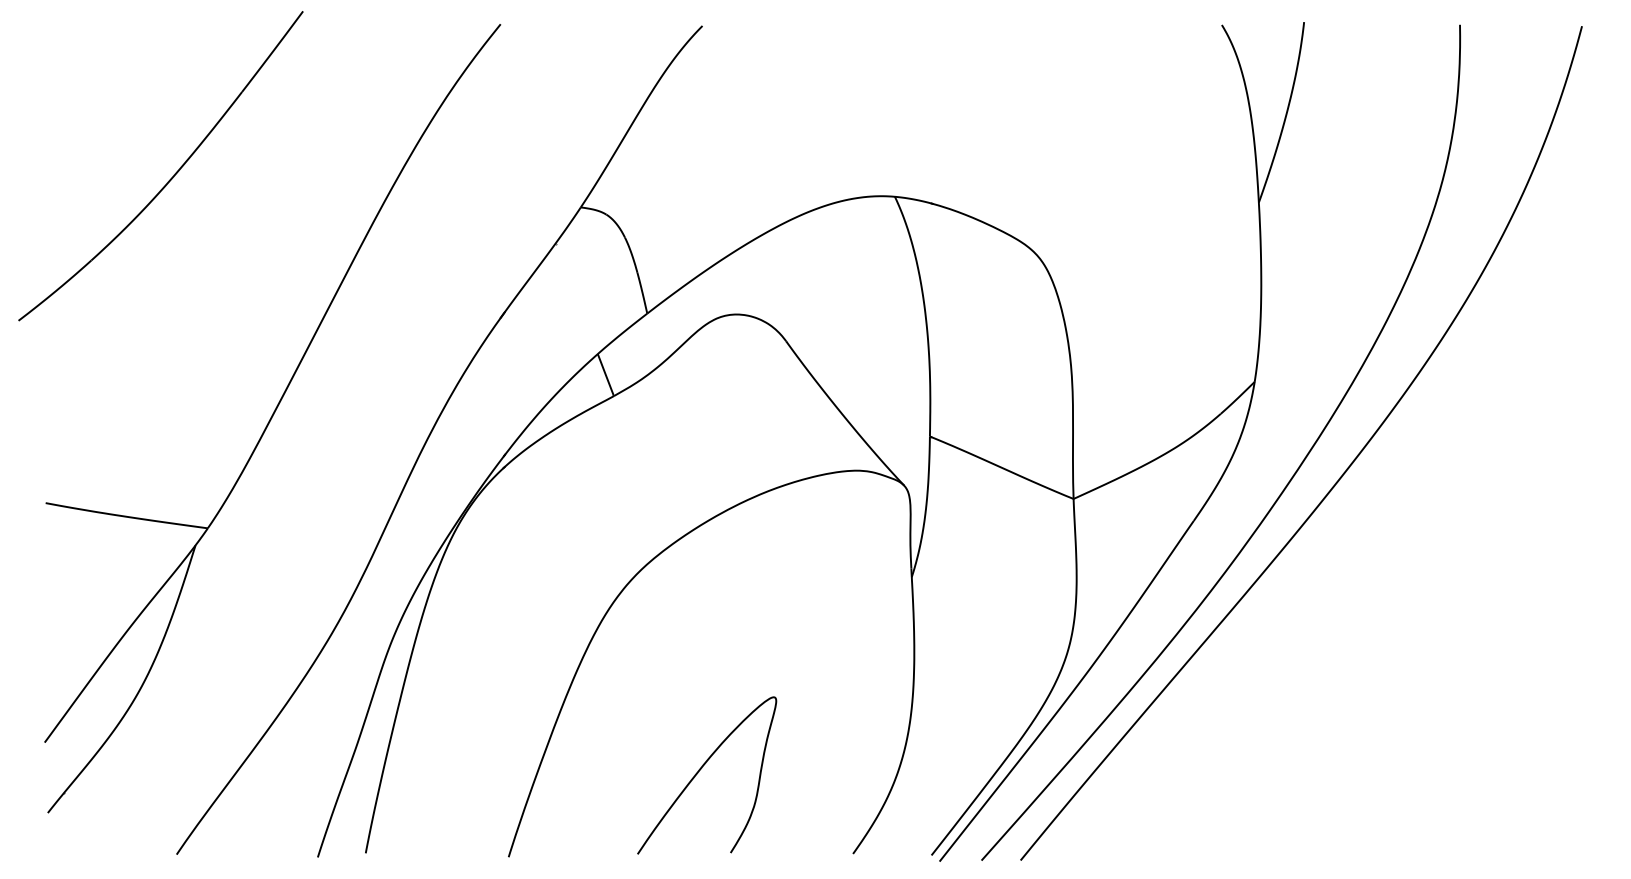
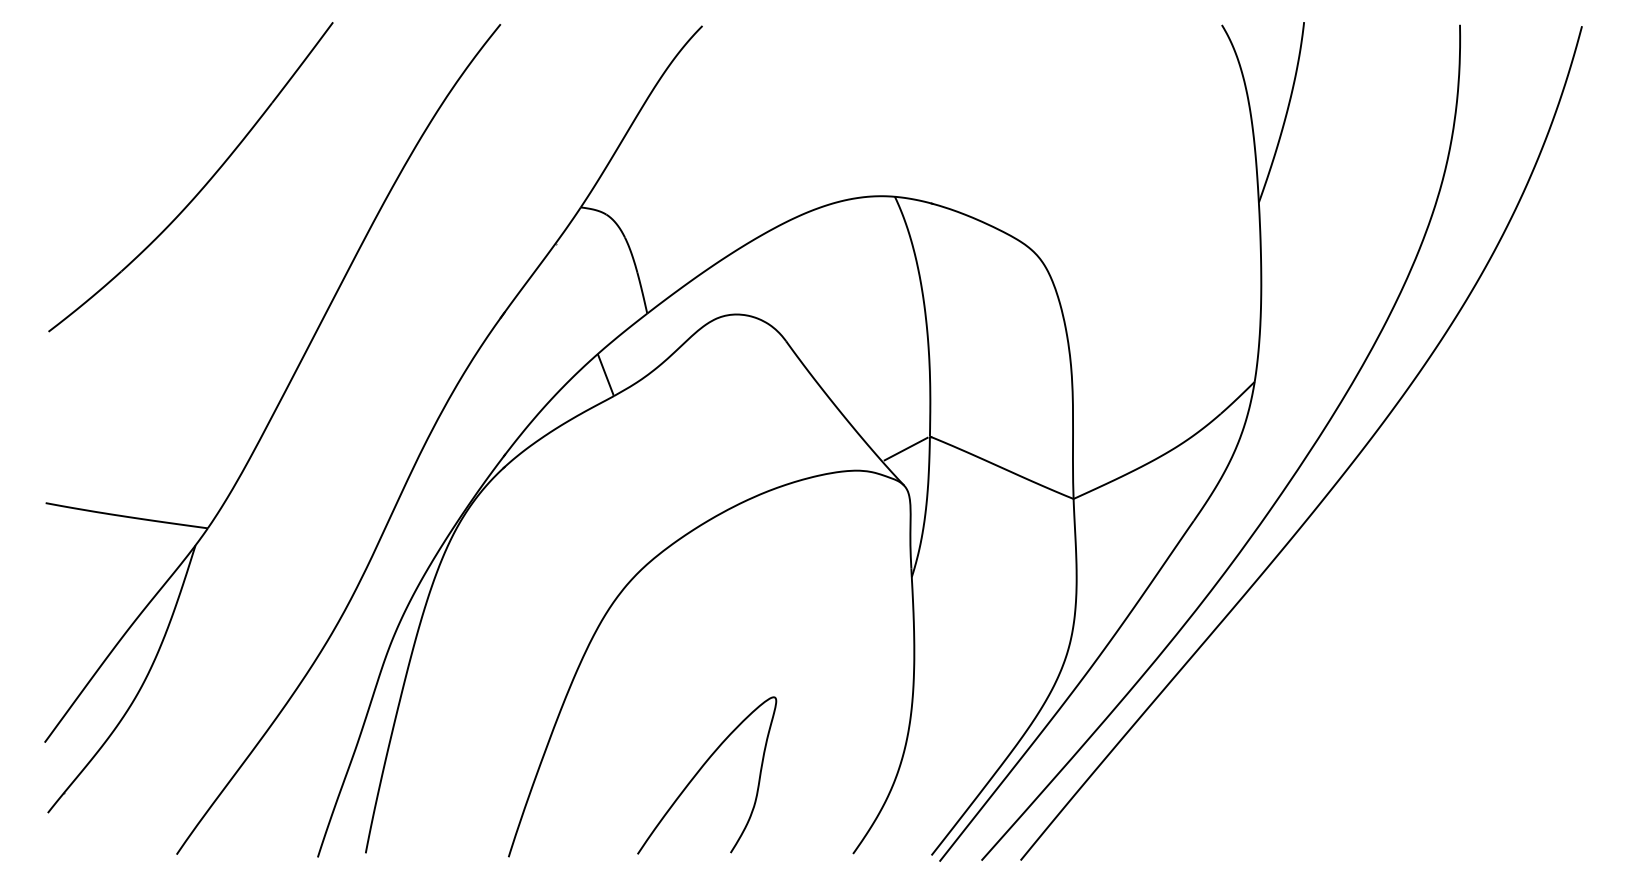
part position: (171, 177) -> (201, 188) (201, 188)
line: none -> present (905, 448)
